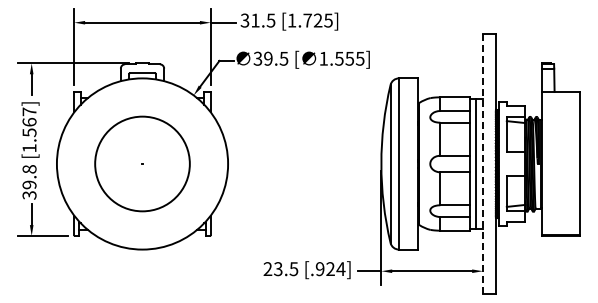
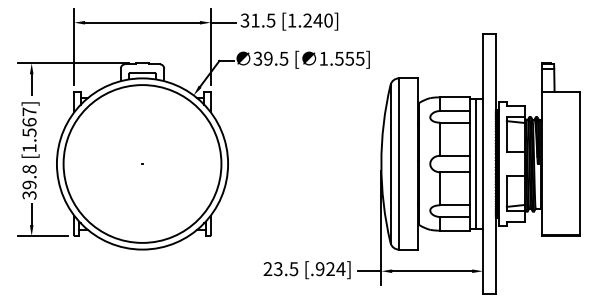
text: [1.725] -> [1.240] (317, 20)
circle diameter: 95 px -> 158 px (142, 163)
line: dashed -> solid (482, 163)
